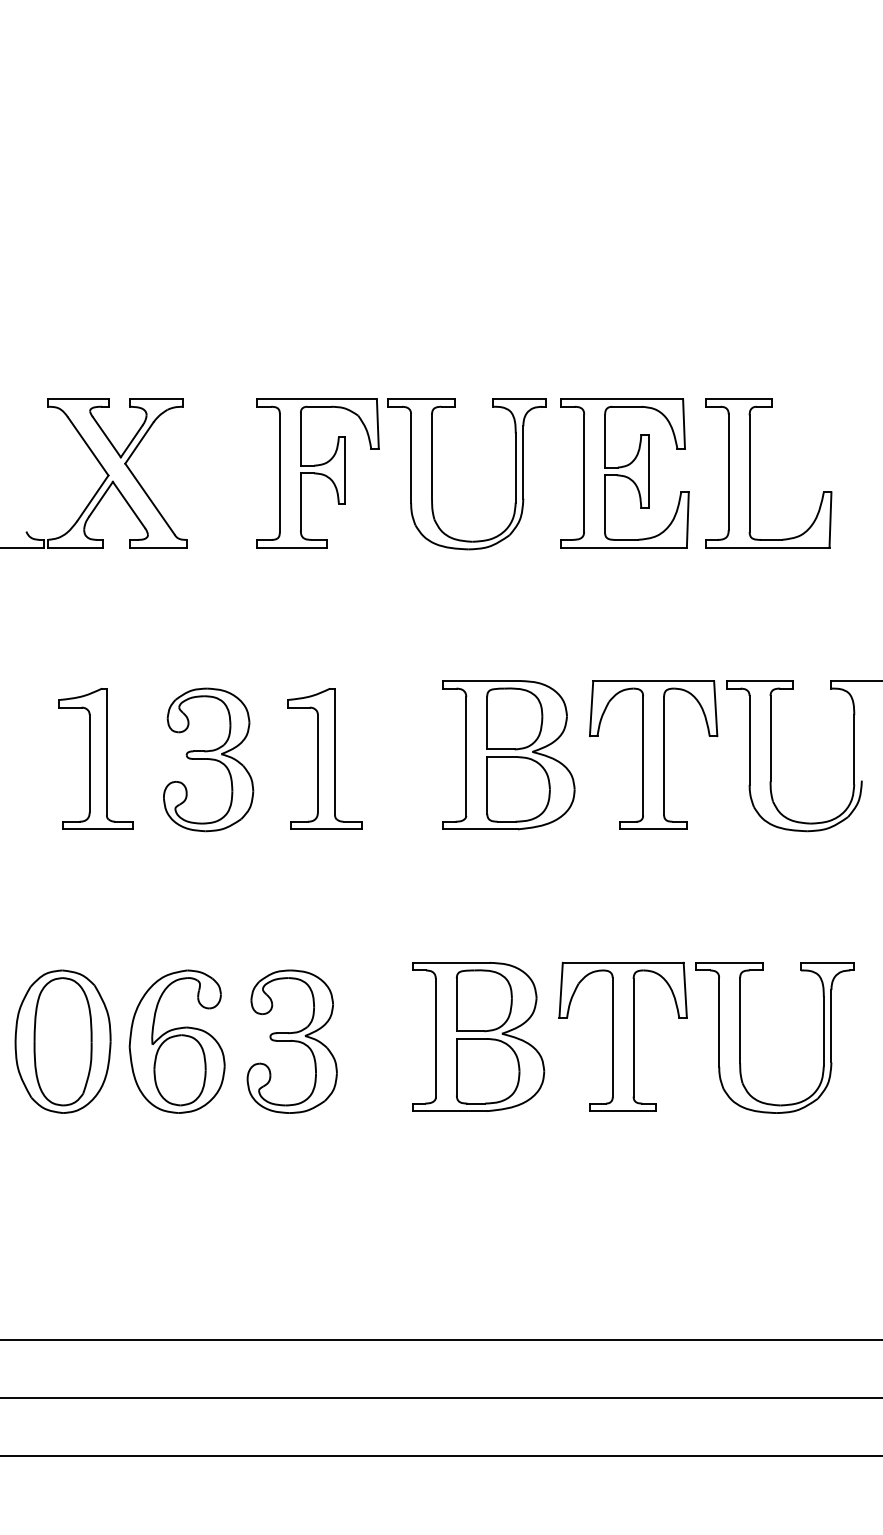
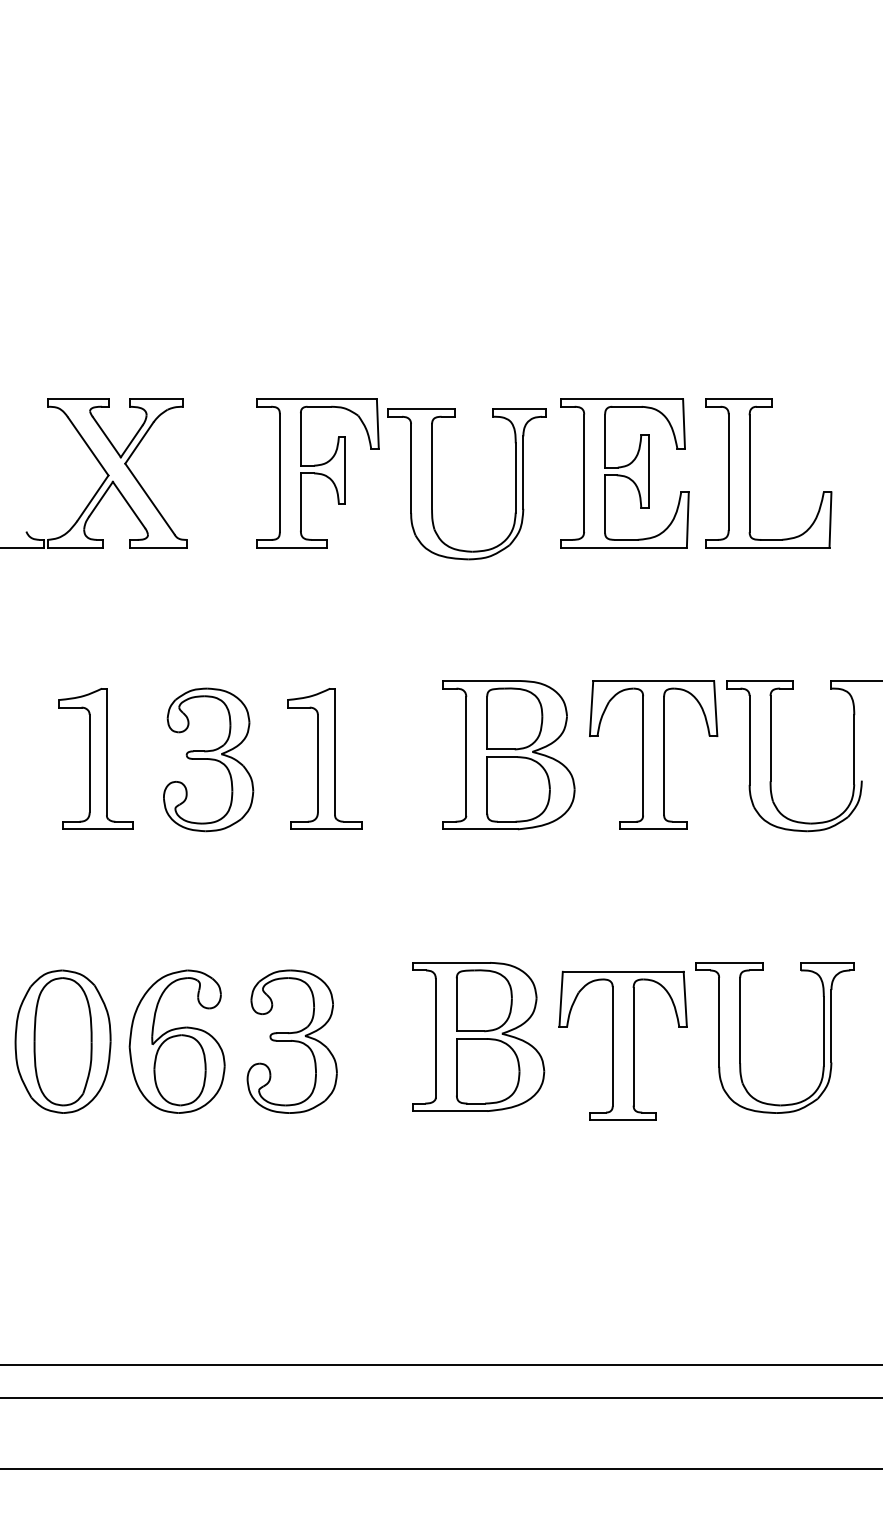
part position: (432, 474) -> (432, 484) (432, 484)
part position: (622, 1036) -> (622, 1045) (622, 1045)
line position: (440, 1340) -> (440, 1365) (440, 1365)
line position: (440, 1456) -> (440, 1469) (440, 1469)
